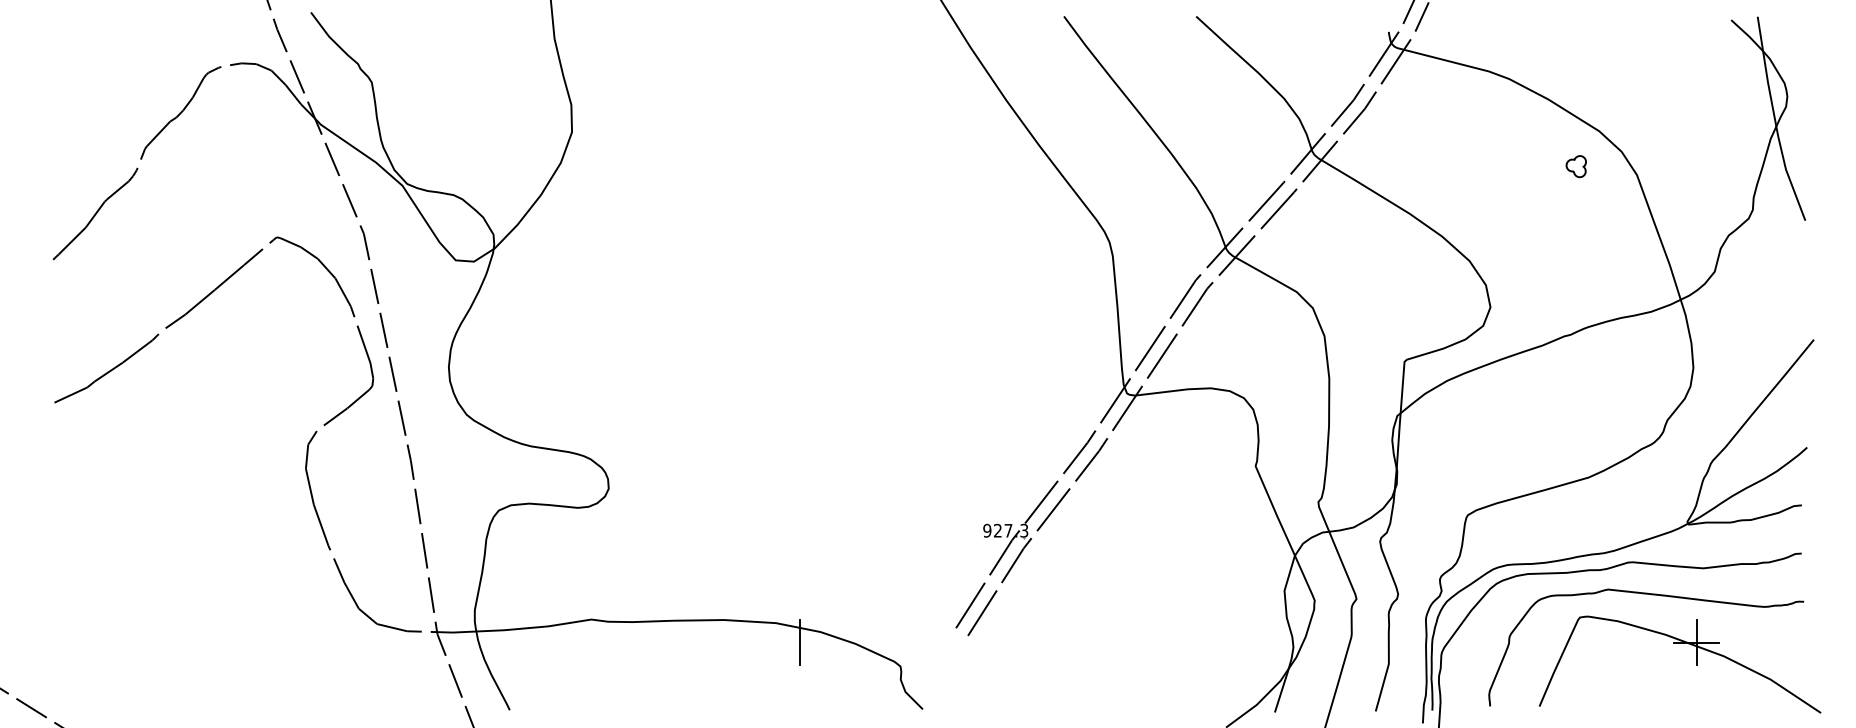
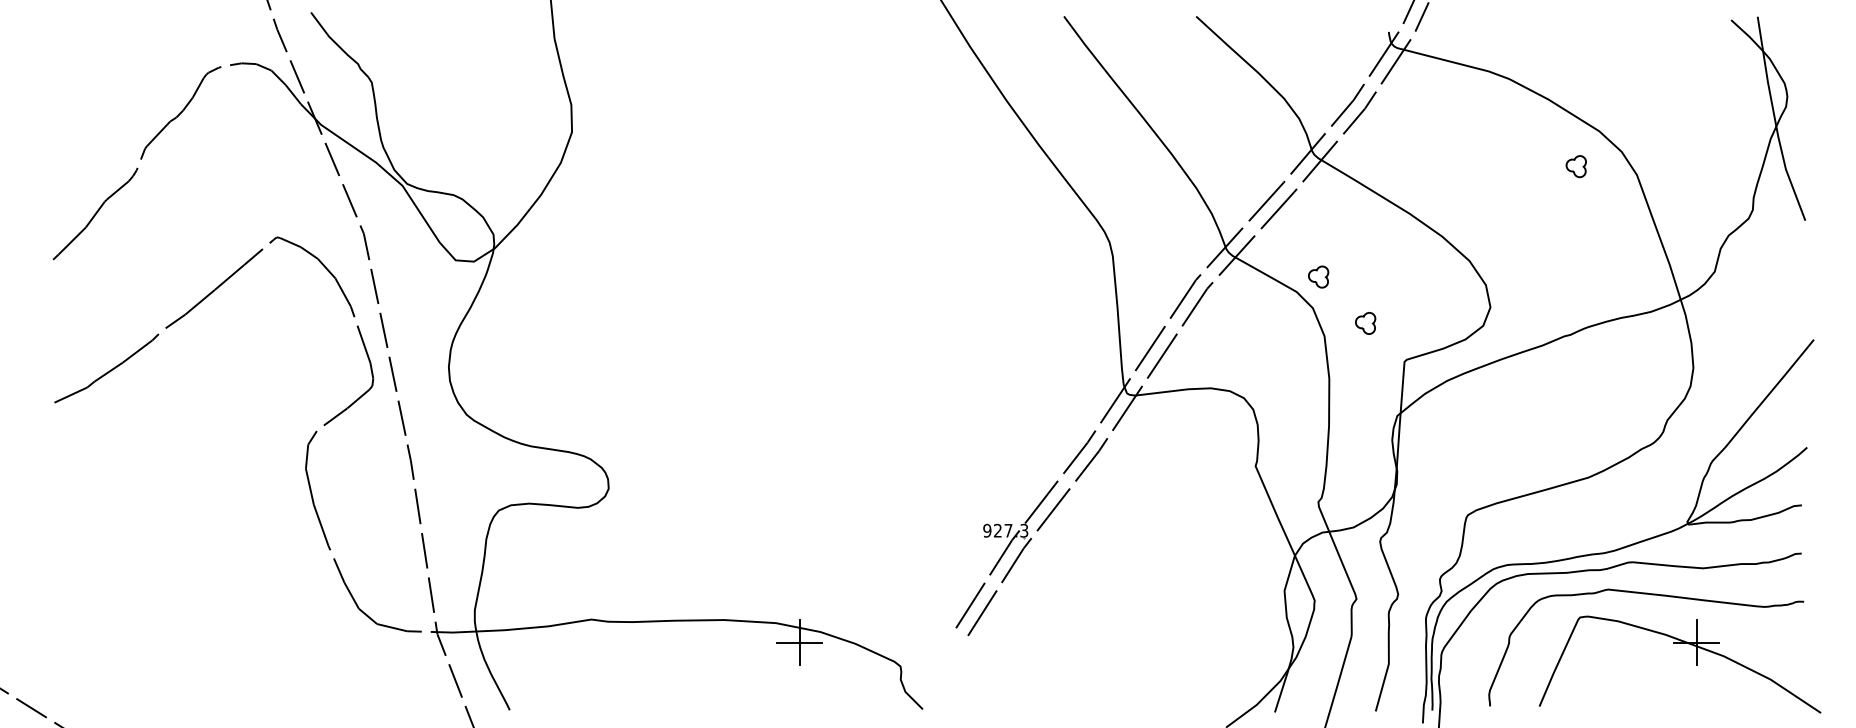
part: none -> present (1318, 276)
part: none -> present (1365, 323)
line: none -> present (799, 642)
